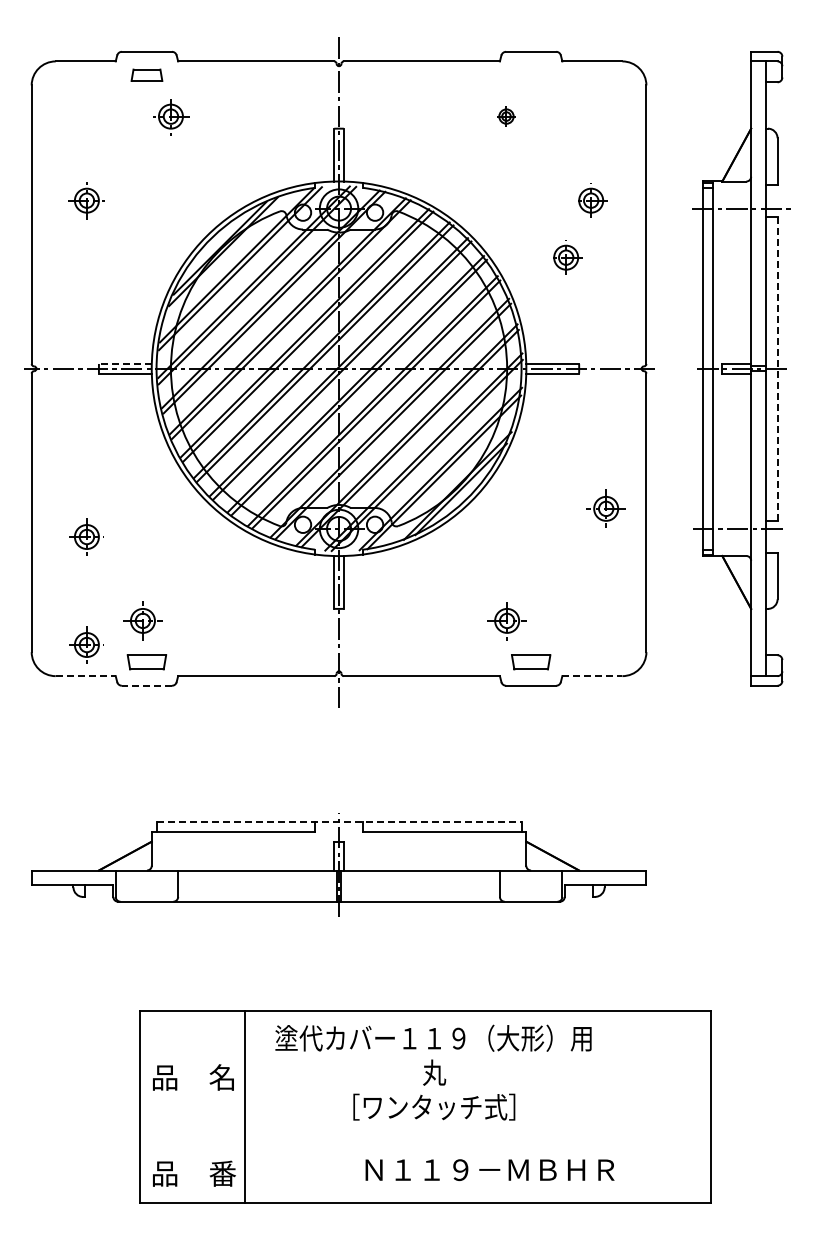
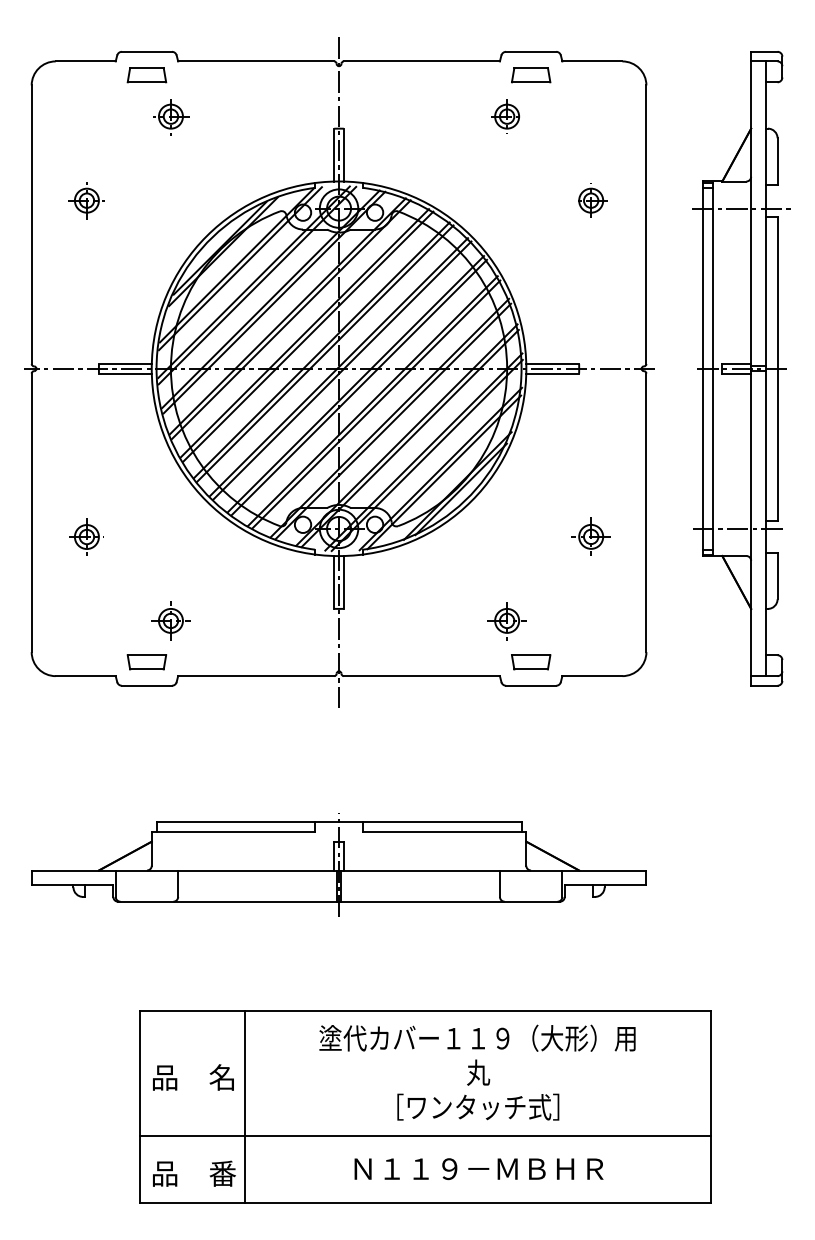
part size: 34x14 px -> 42x17 px (146, 75)
part: none -> present (531, 75)
part size: 19x21 px -> 29x35 px (505, 116)
part: present -> none (567, 257)
line: dashed -> solid (124, 363)
line: dashed -> solid (777, 369)
part position: (605, 508) -> (590, 536) (590, 536)
part position: (142, 620) -> (170, 620) (170, 620)
part: present -> none (86, 644)
line: dashed -> solid (86, 676)
line: dashed -> solid (592, 676)
line: dashed -> solid (146, 685)
line: dashed -> solid (339, 822)
text position: (433, 1072) -> (477, 1072) (477, 1072)
line: none -> present (425, 1135)
text position: (489, 1169) -> (478, 1168) (478, 1168)
